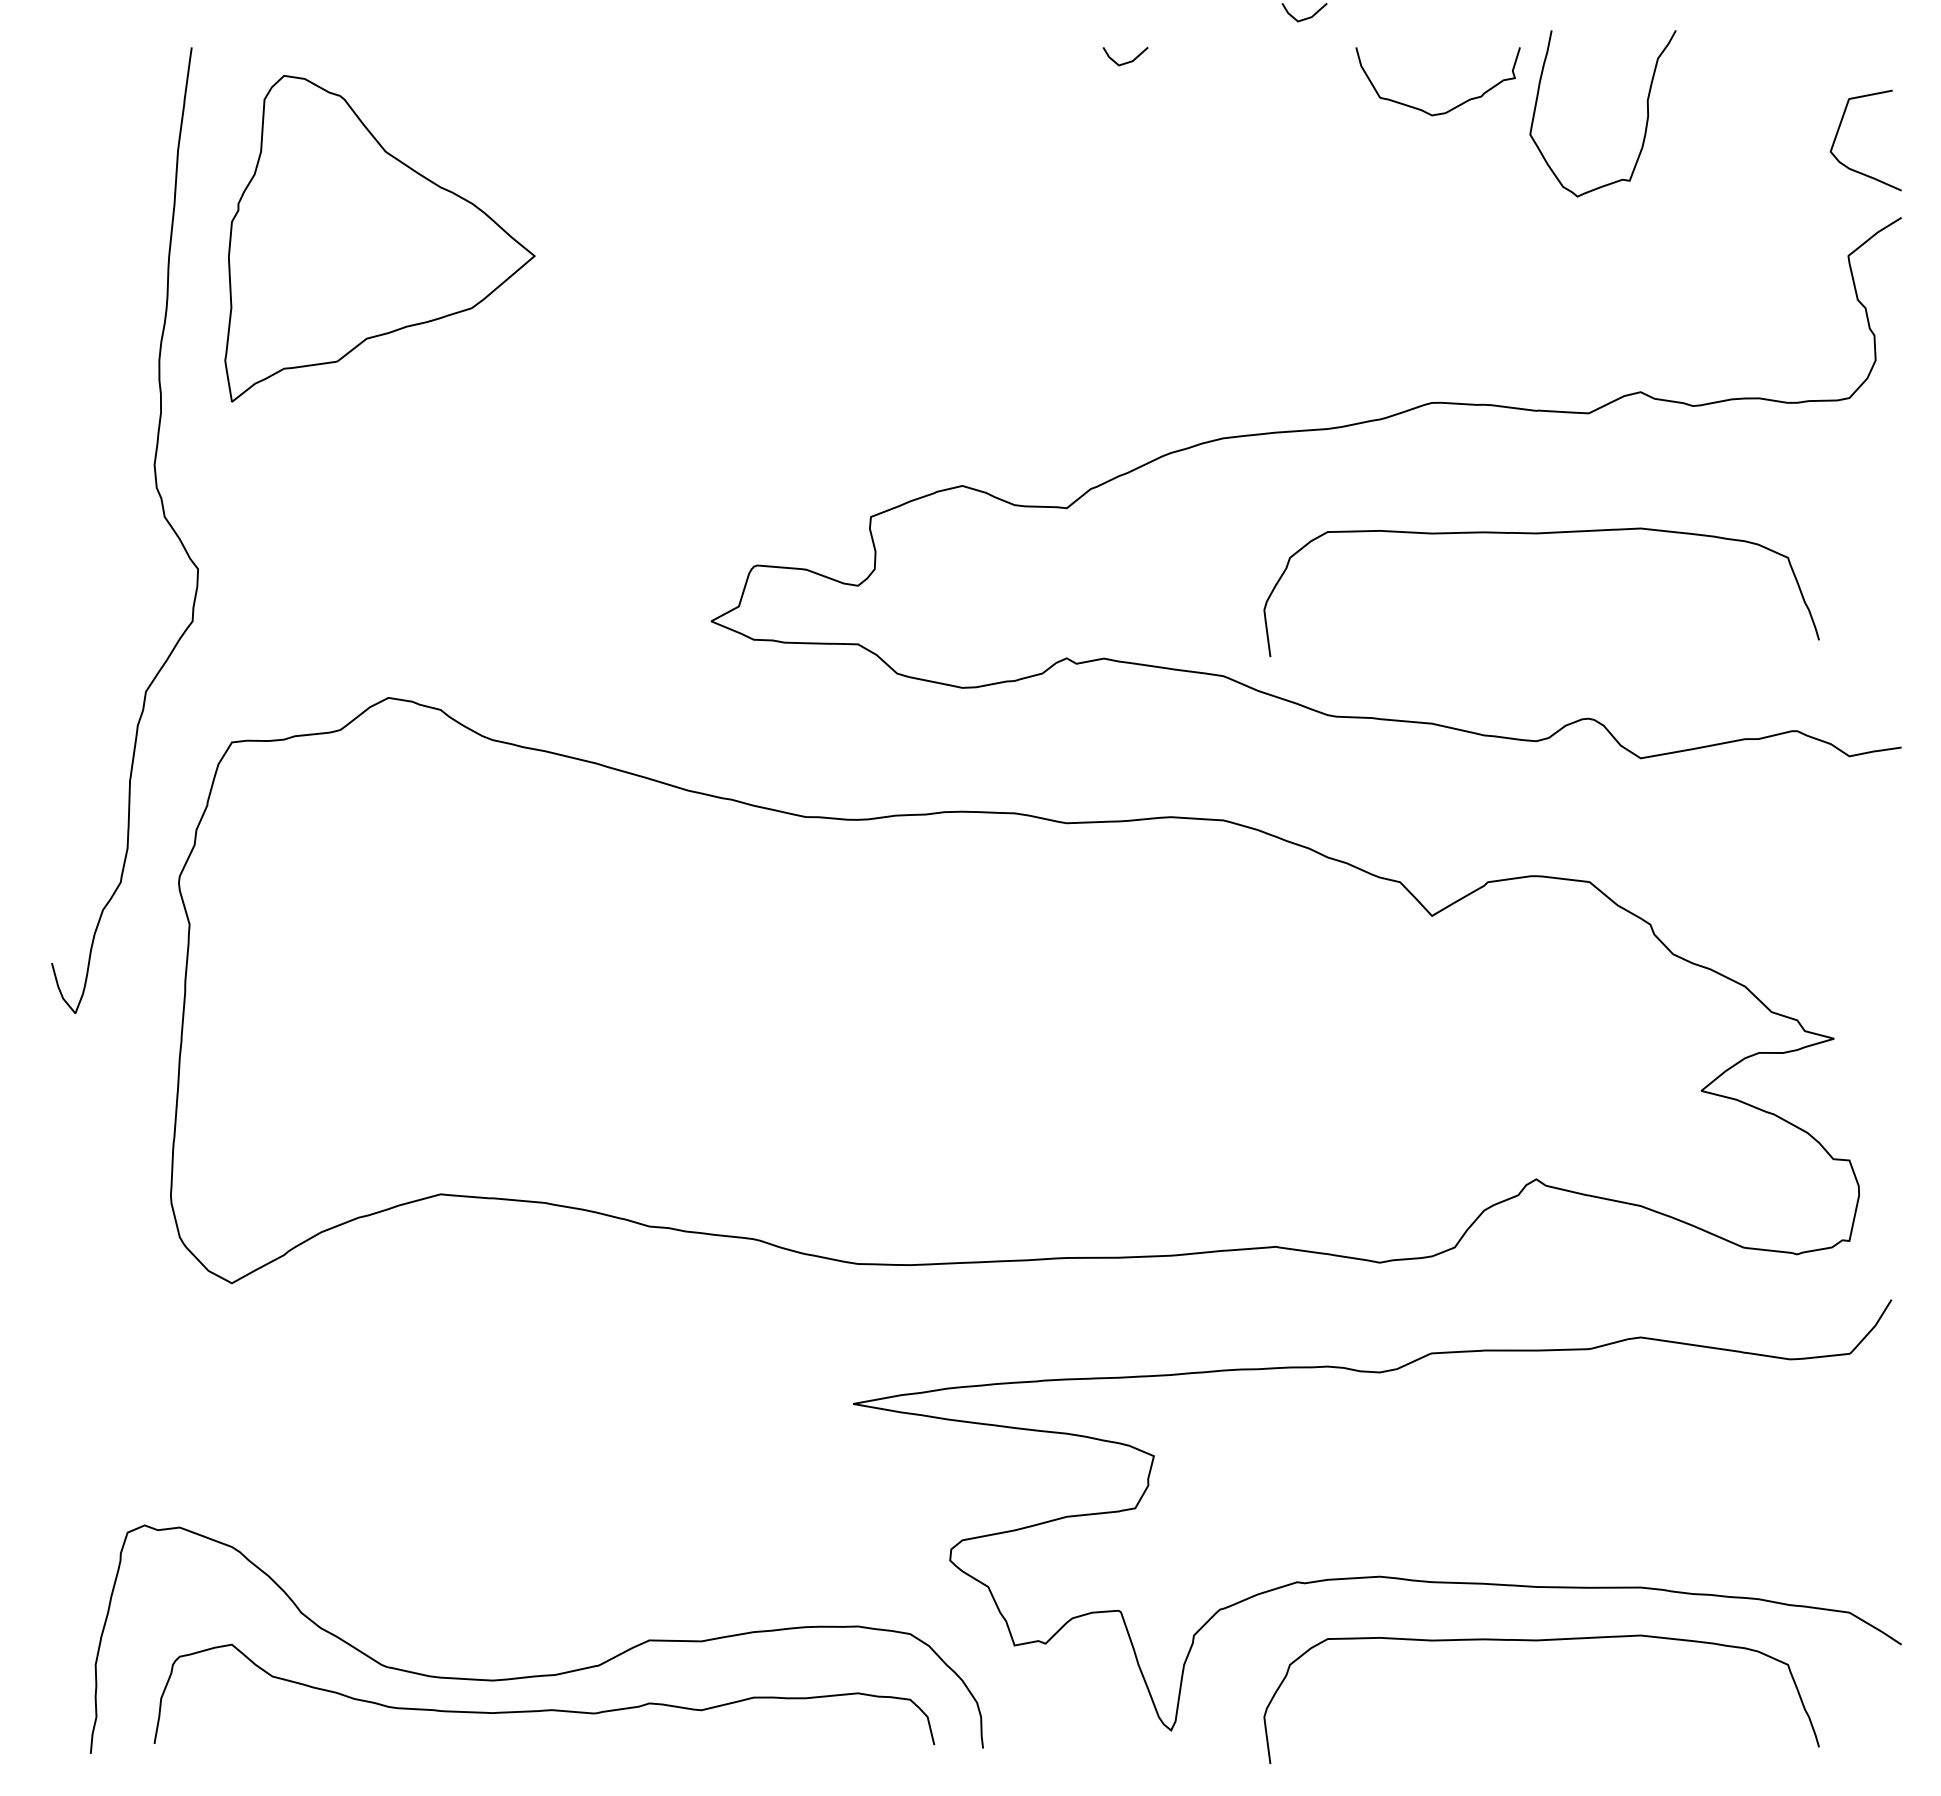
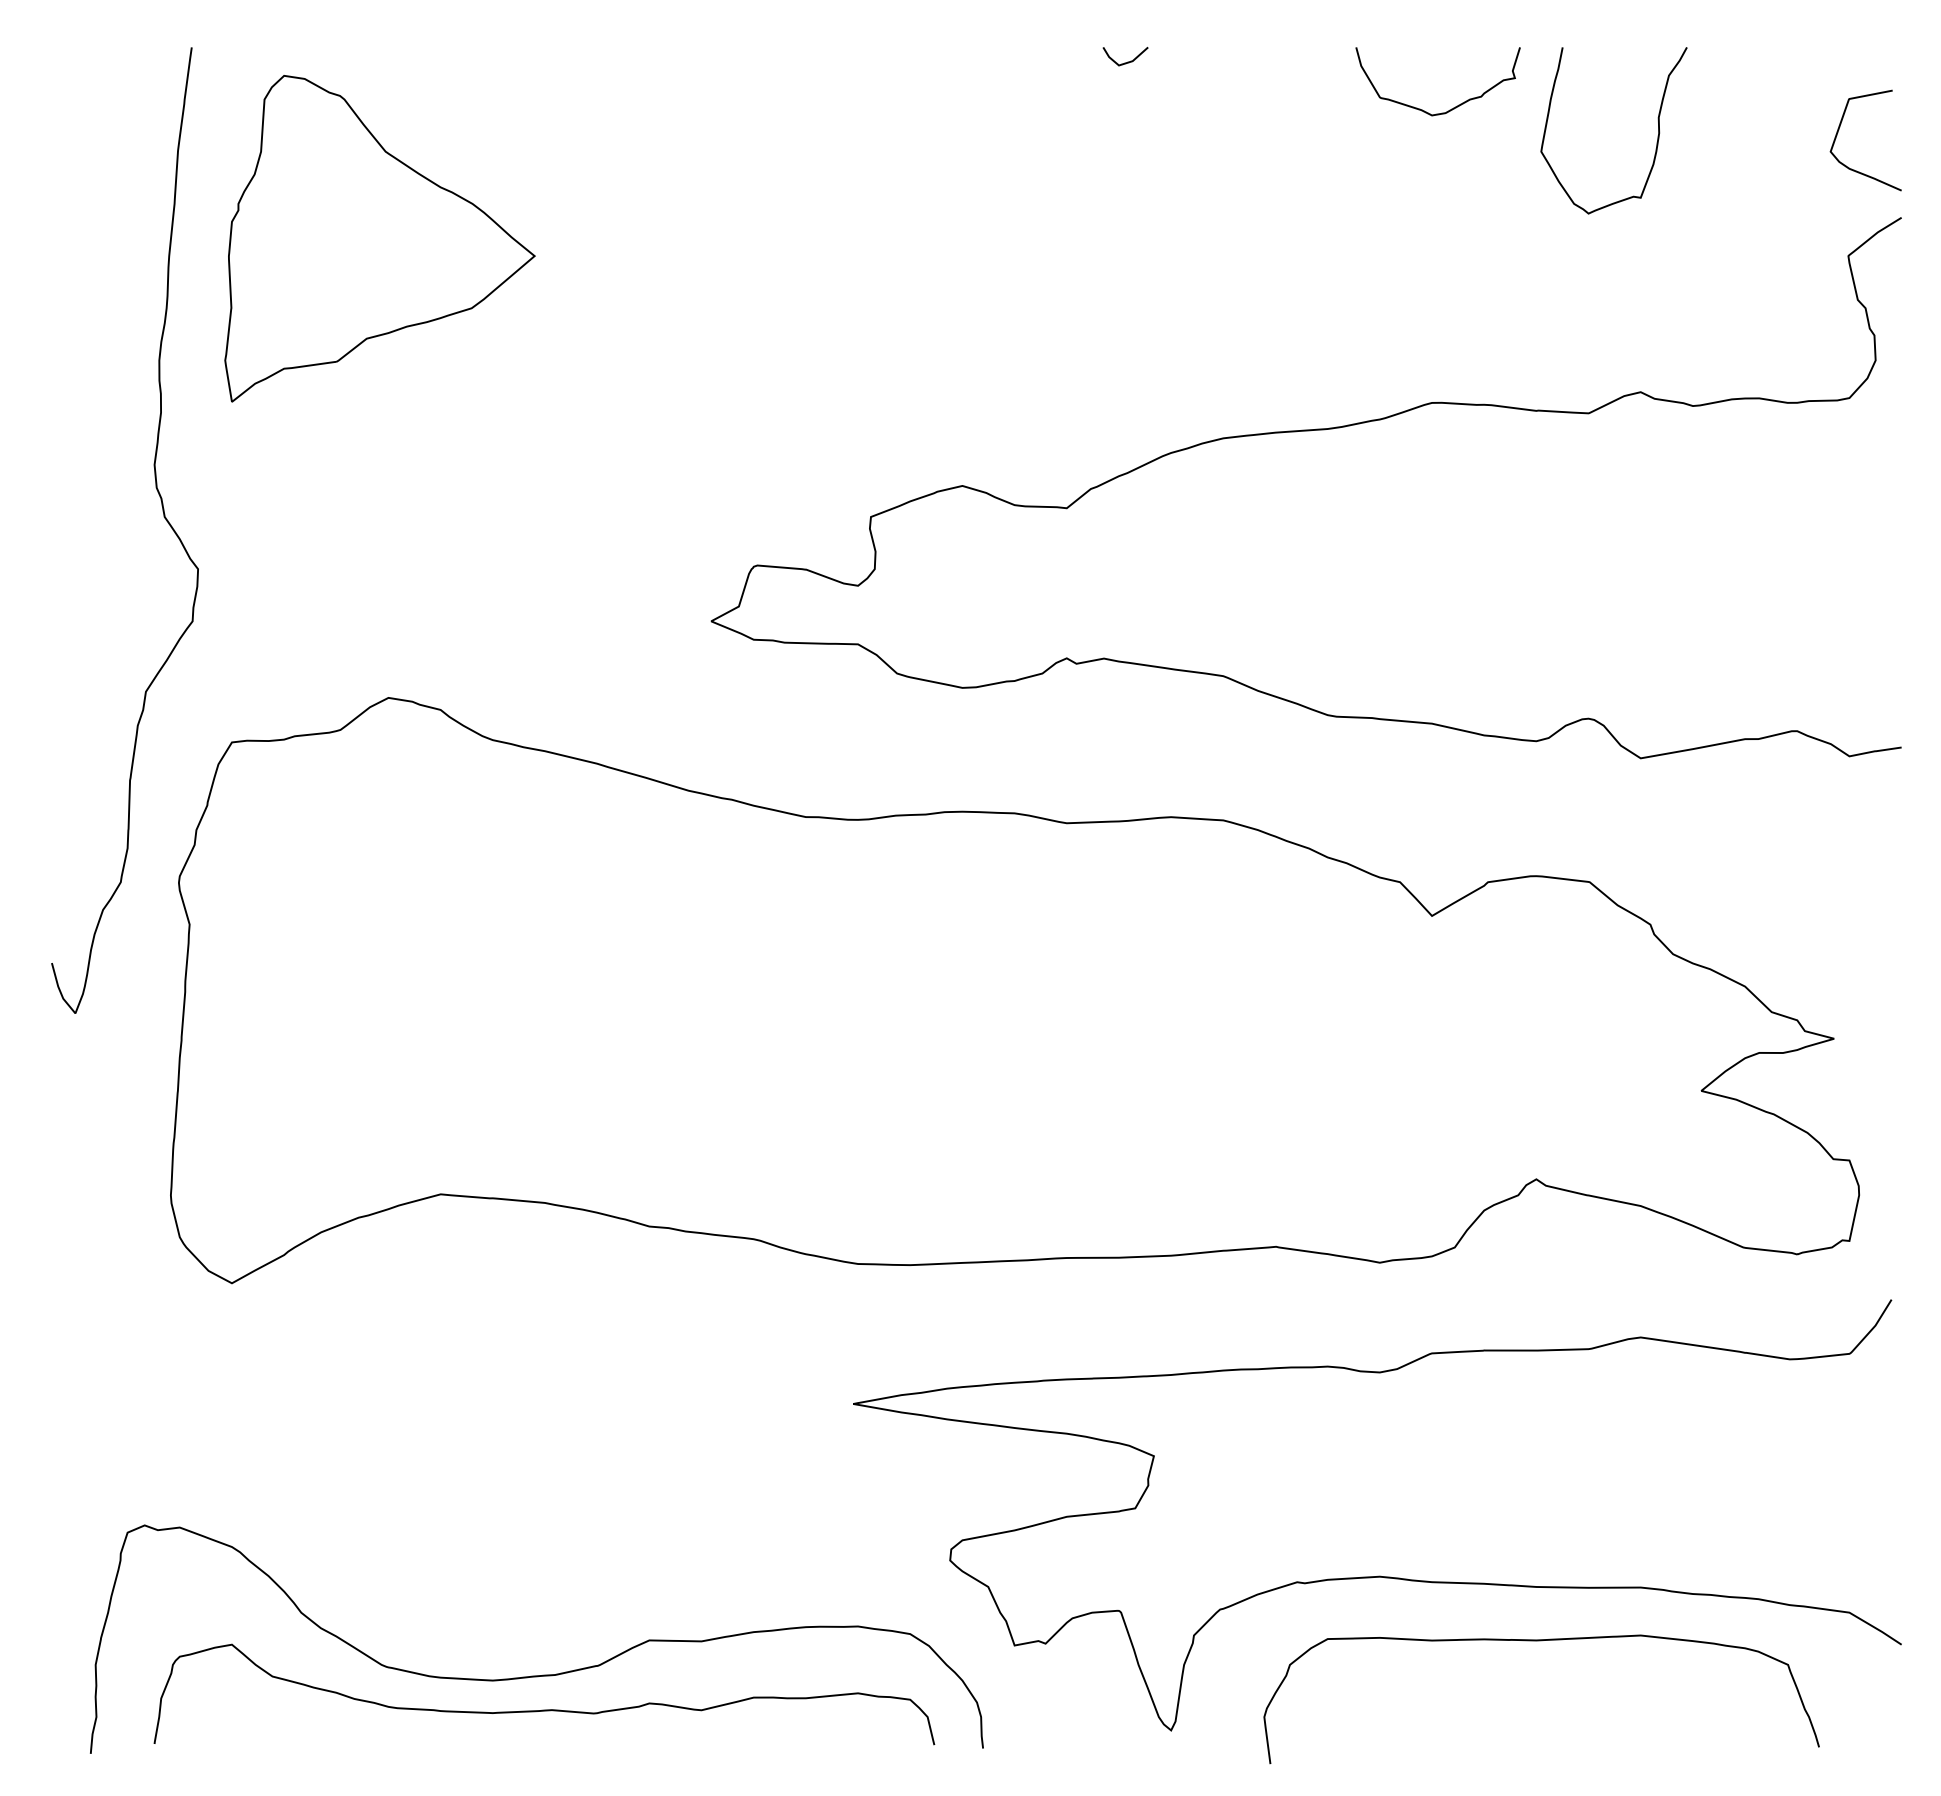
line: present -> none (1306, 17)
curve position: (1646, 118) -> (1657, 135) (1657, 135)
curve: present -> none (1541, 534)
